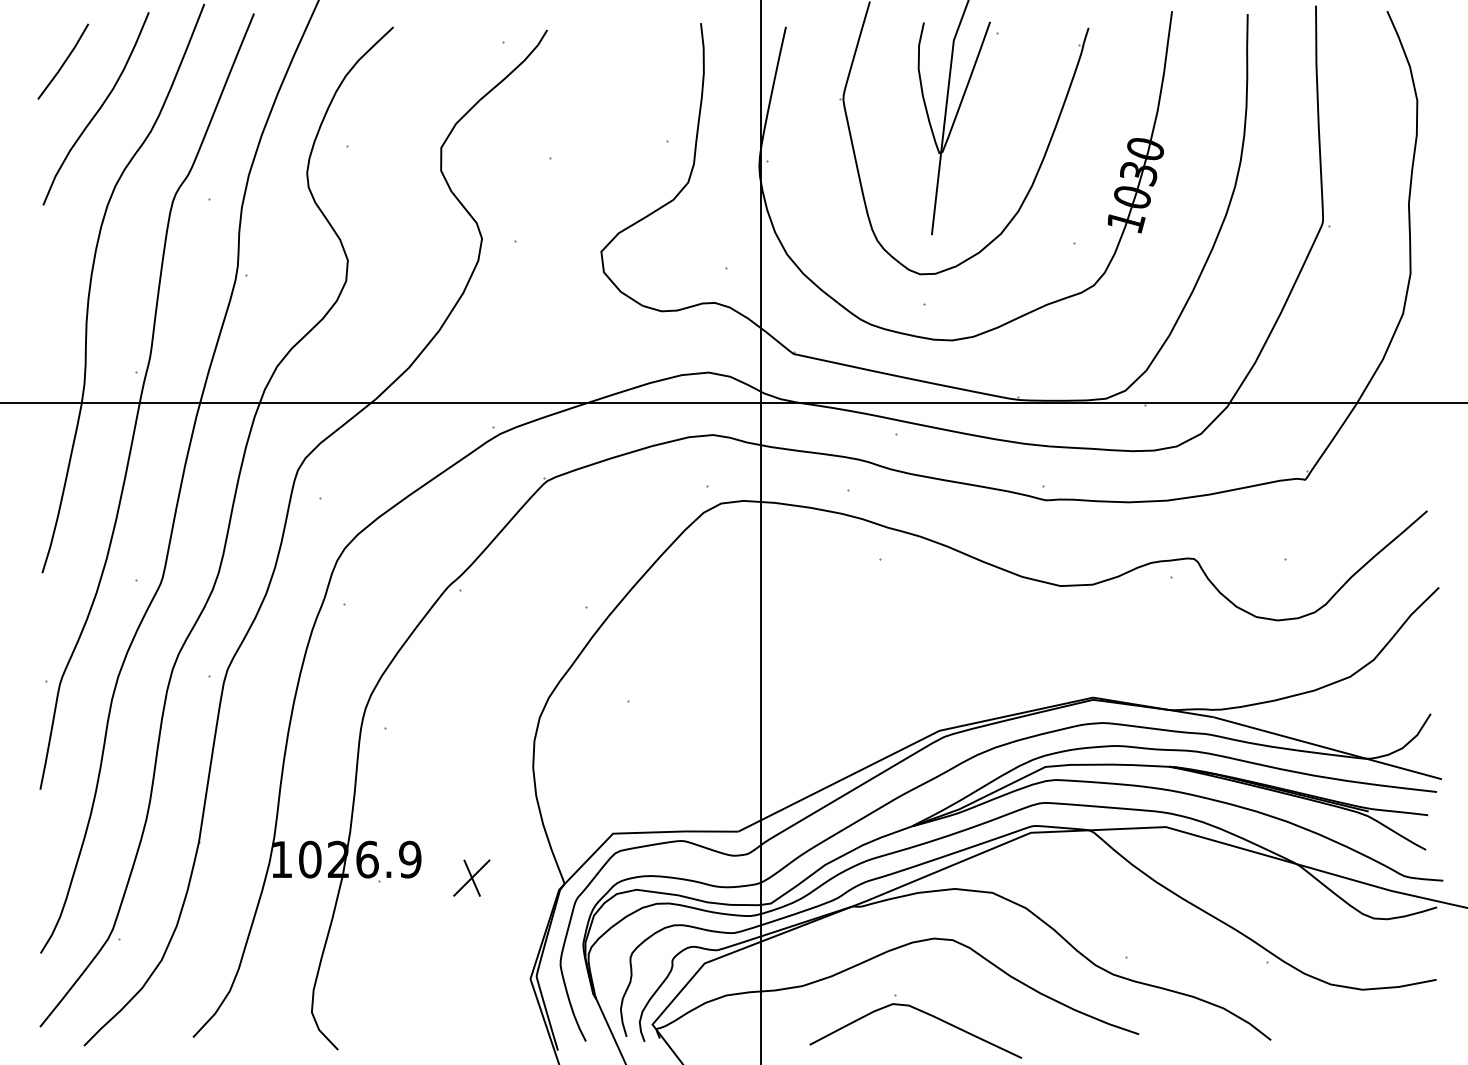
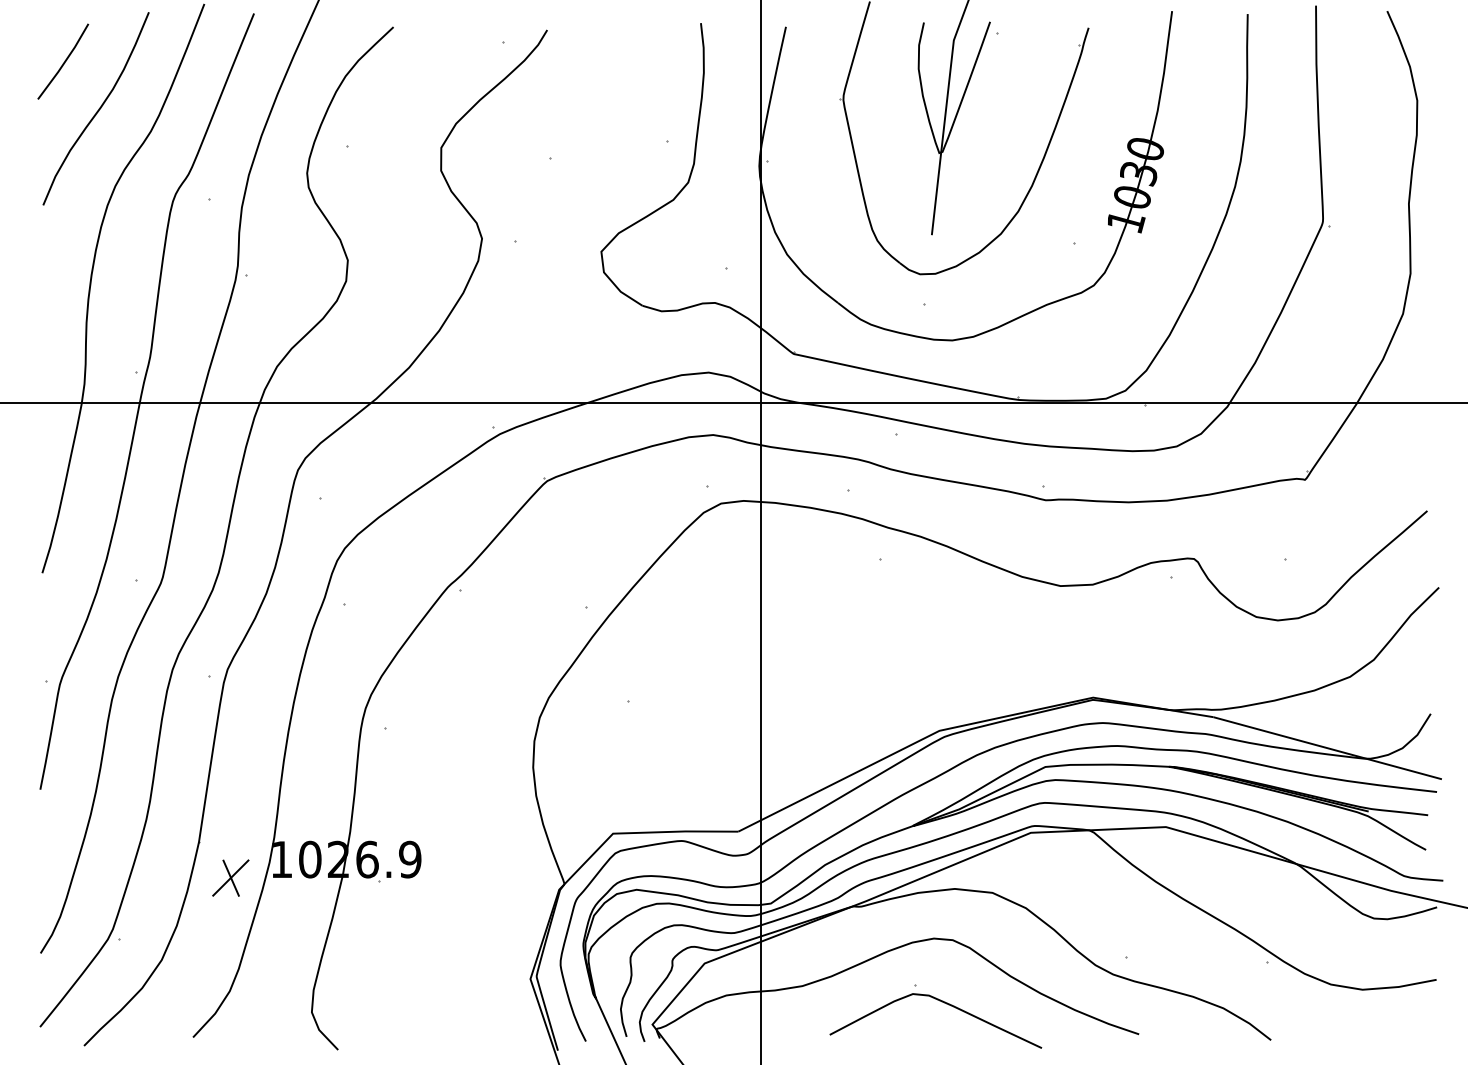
part position: (471, 877) -> (230, 877) (230, 877)
part position: (921, 1012) -> (941, 1002) (941, 1002)
